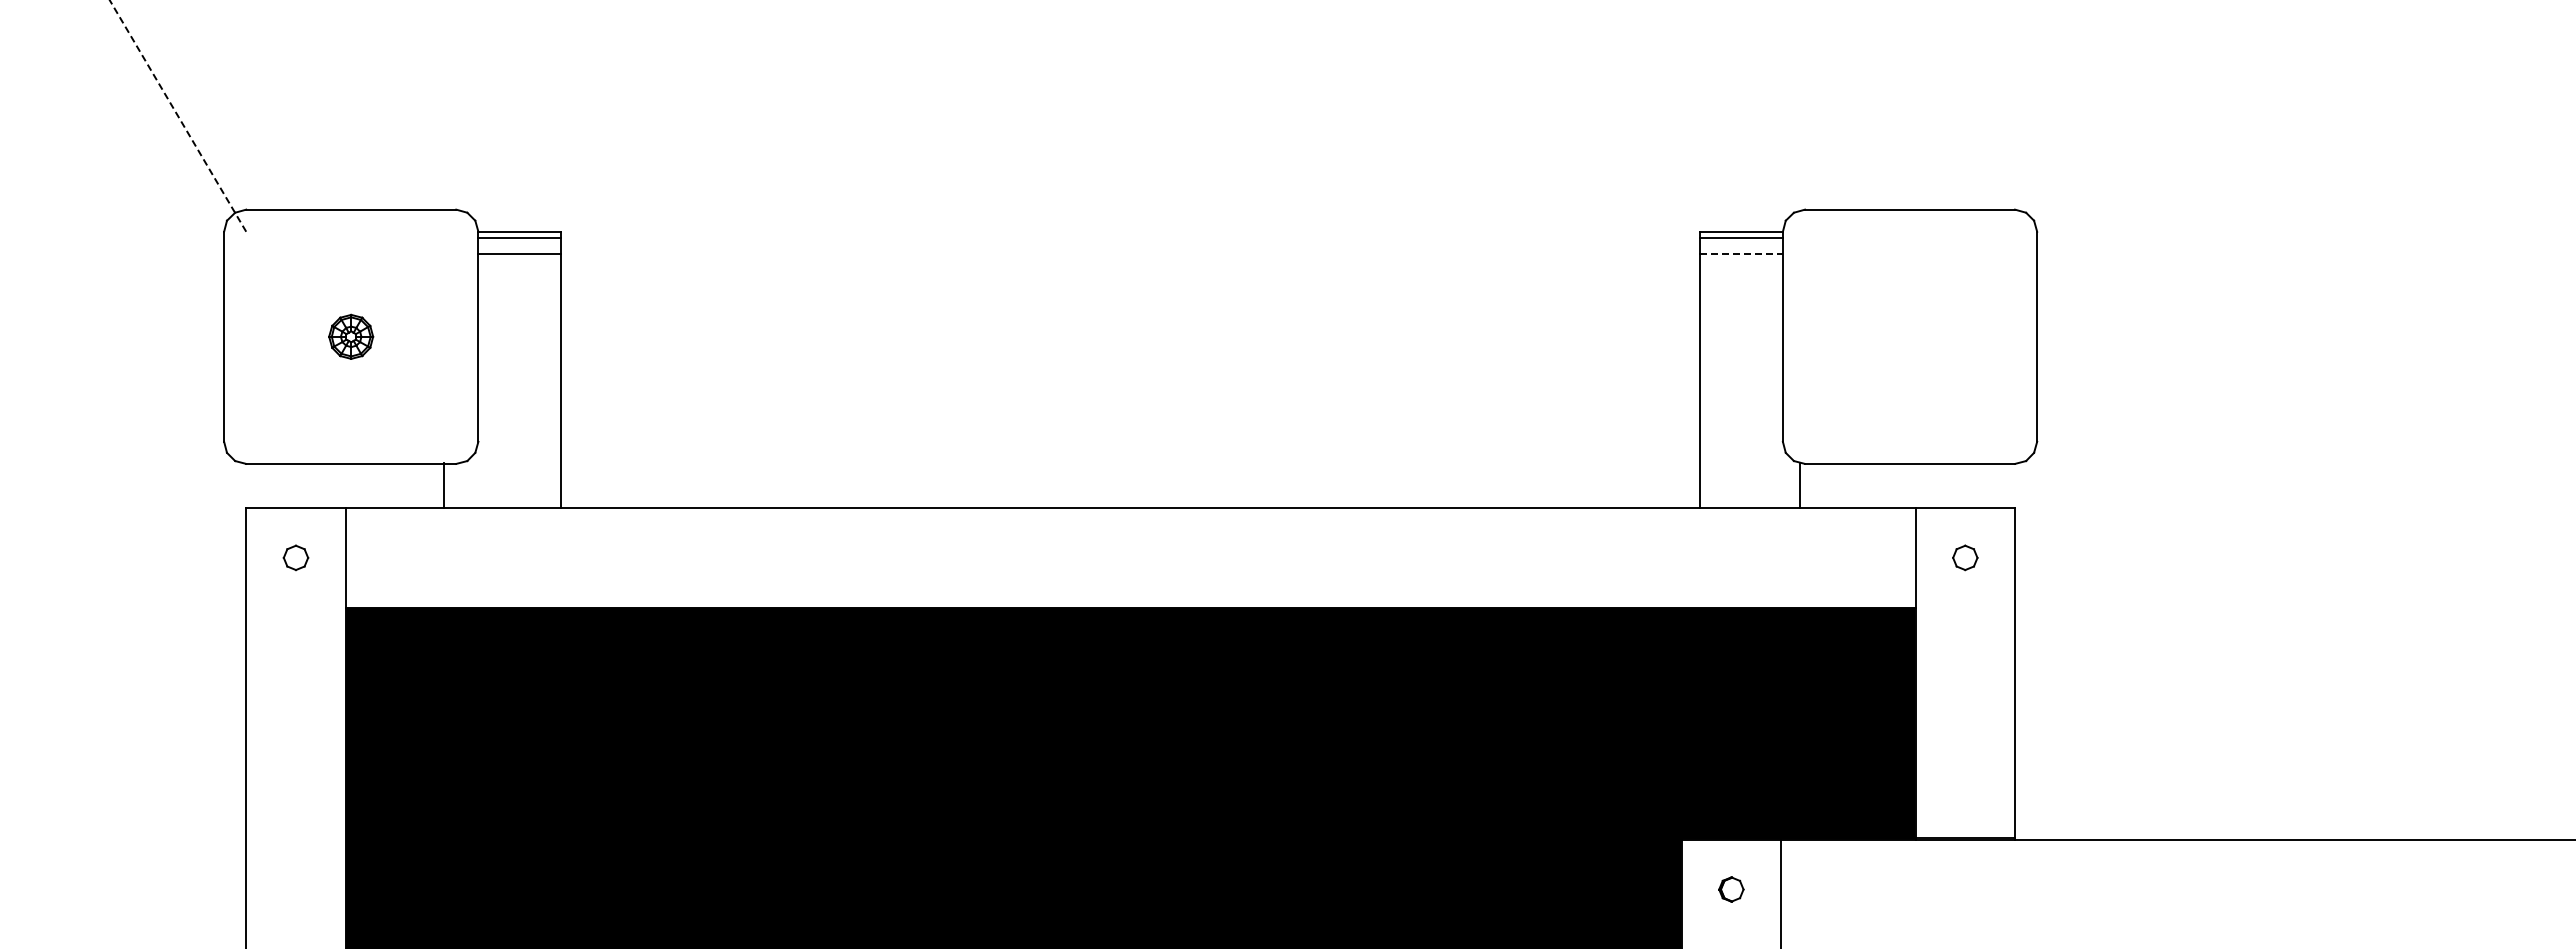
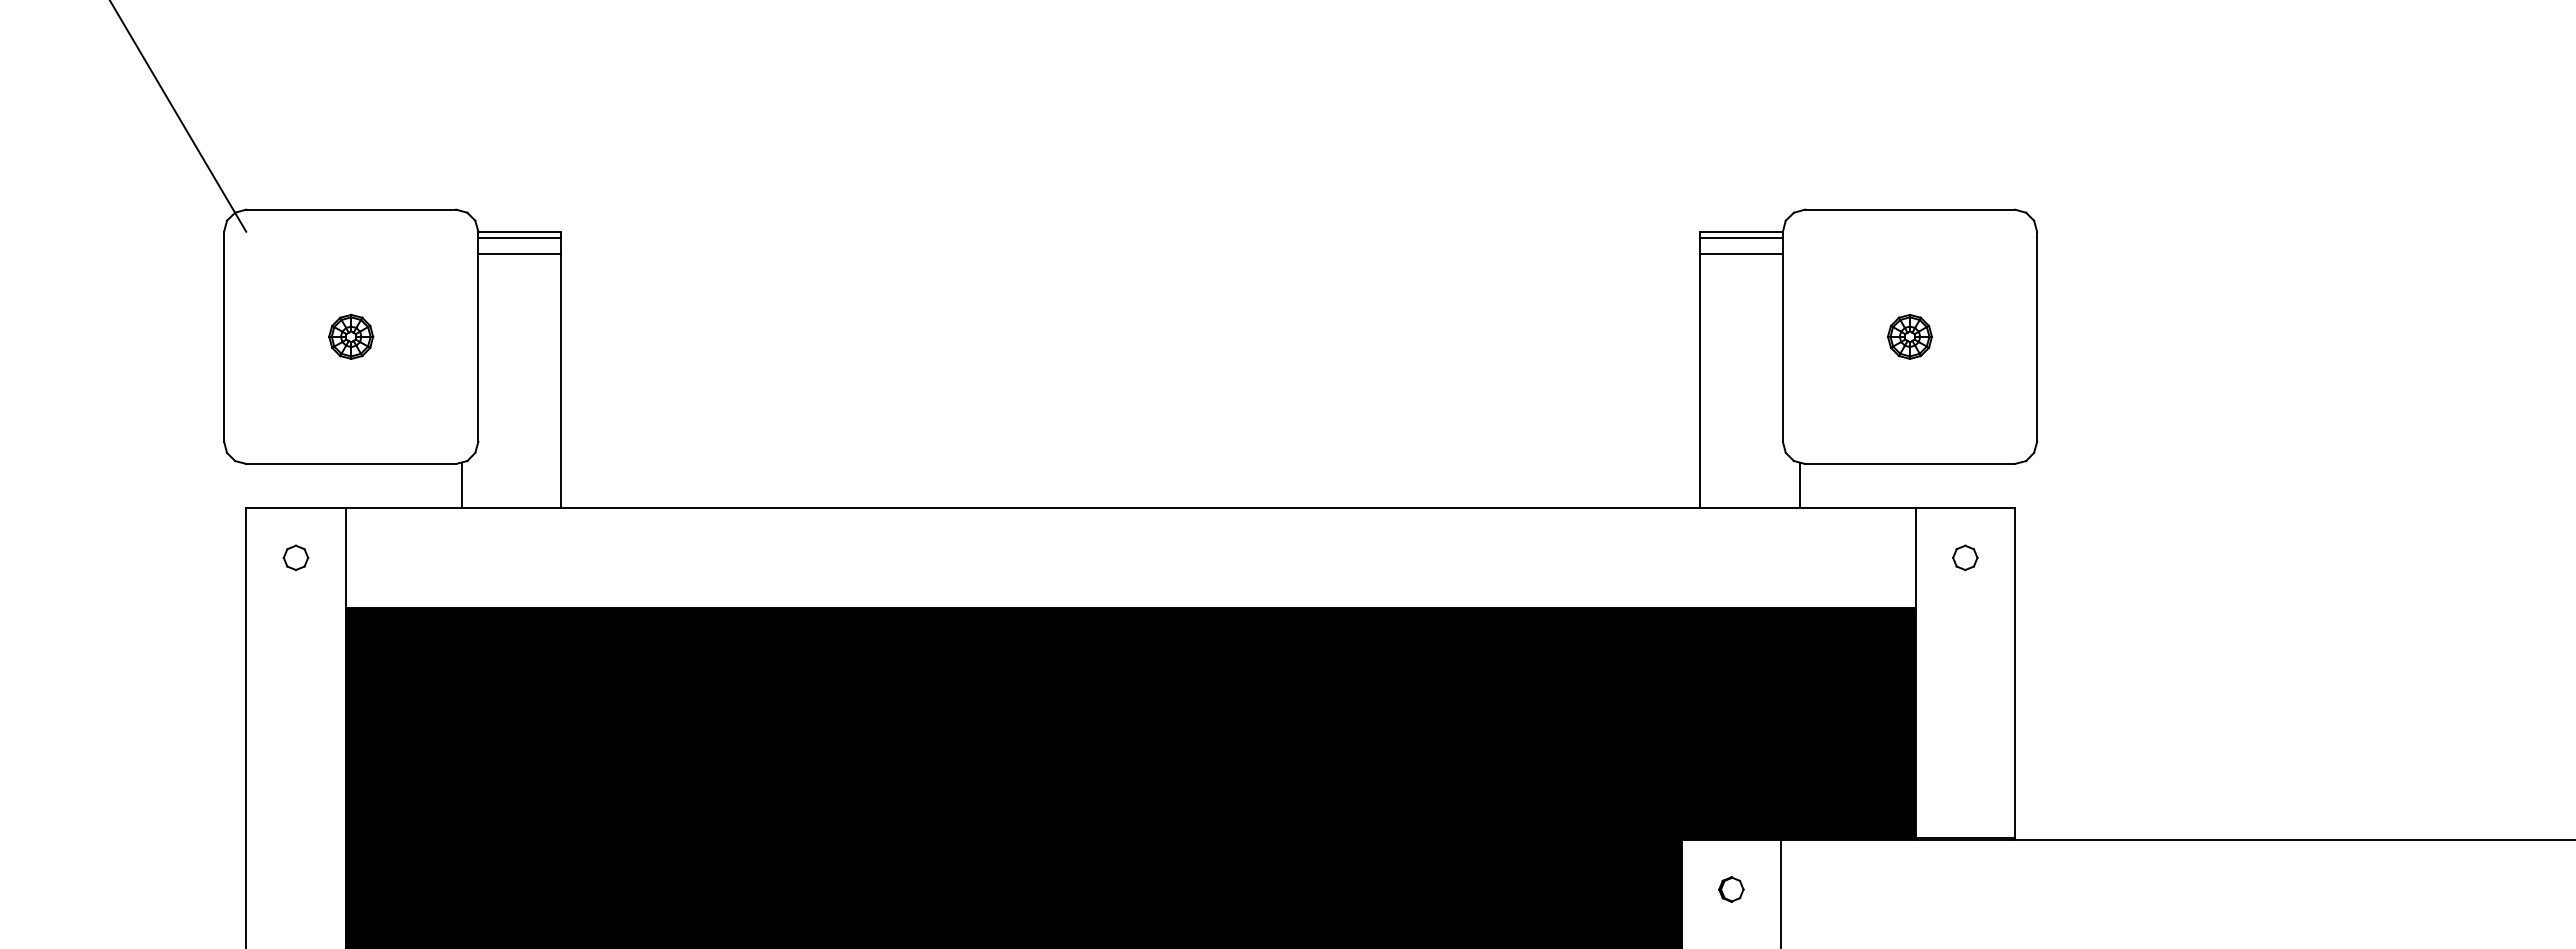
line: dashed -> solid (177, 115)
line: dashed -> solid (1741, 253)
part: none -> present (1909, 336)
line position: (443, 485) -> (461, 485) (461, 485)
